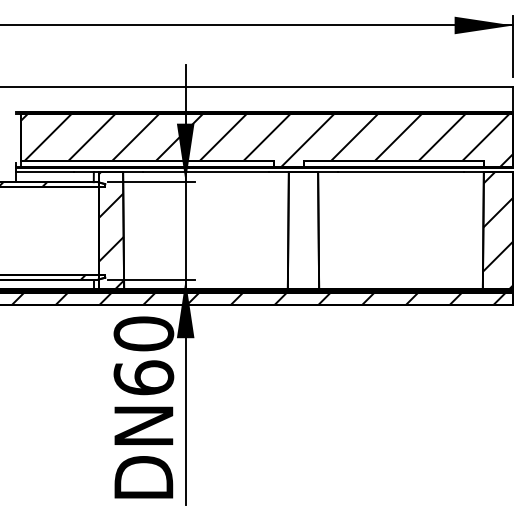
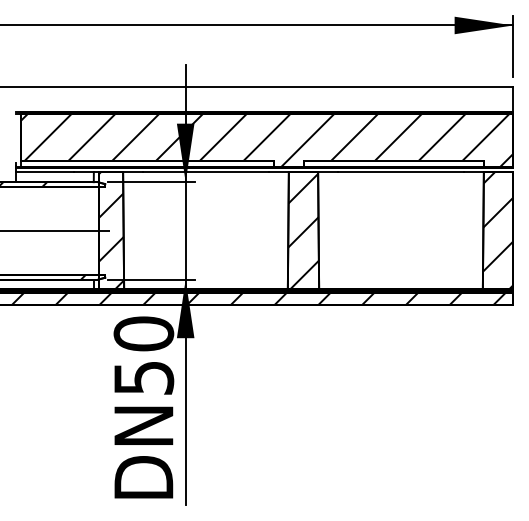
line: none -> present (55, 230)
hatch: none -> present (303, 231)
text: DN60 -> DN50 (143, 377)
